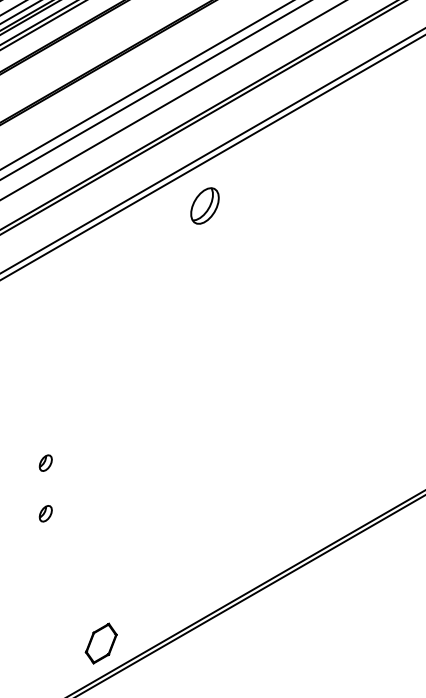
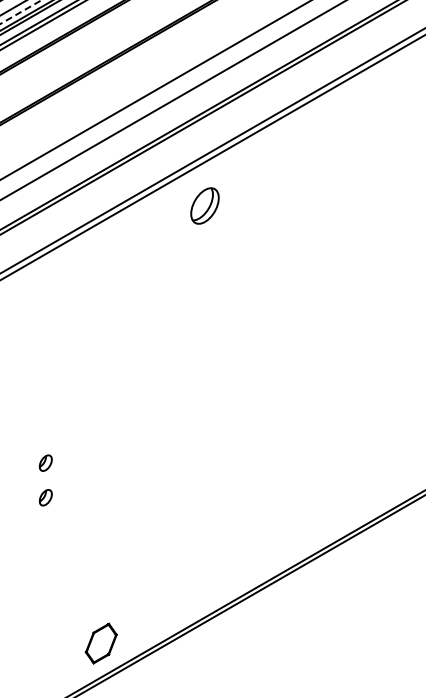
line: solid -> dashed (20, 12)
line: present -> none (146, 85)
part position: (45, 513) -> (45, 497) (45, 497)
